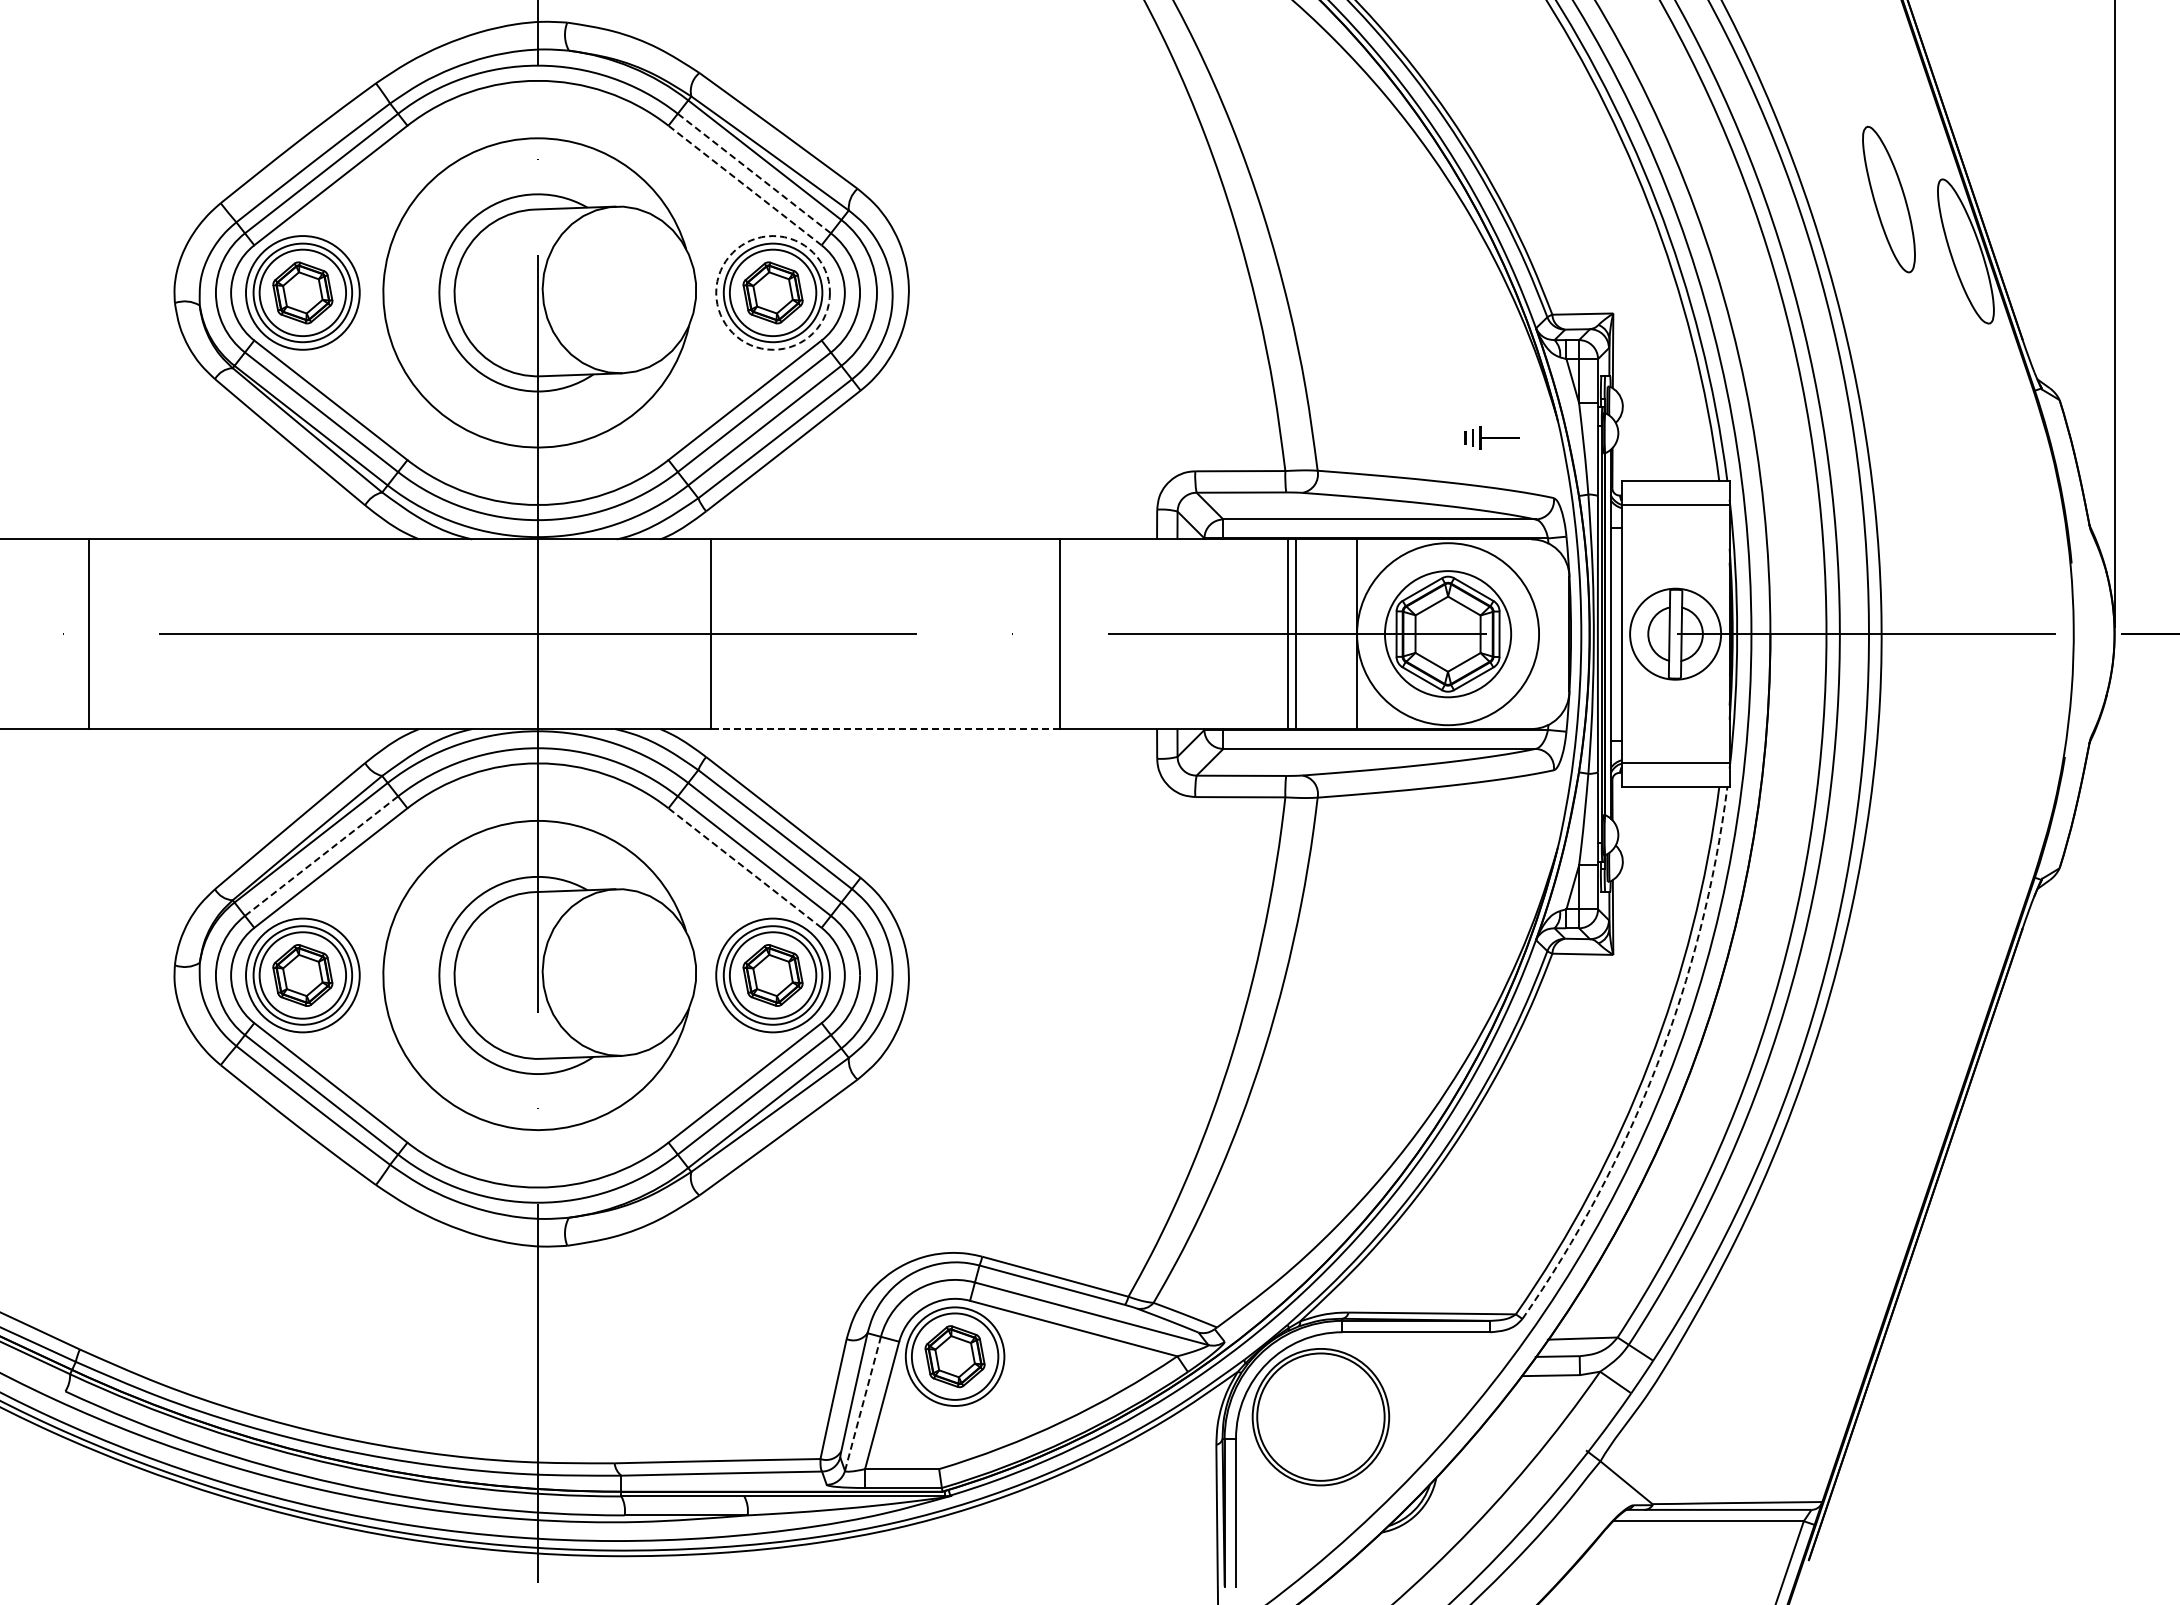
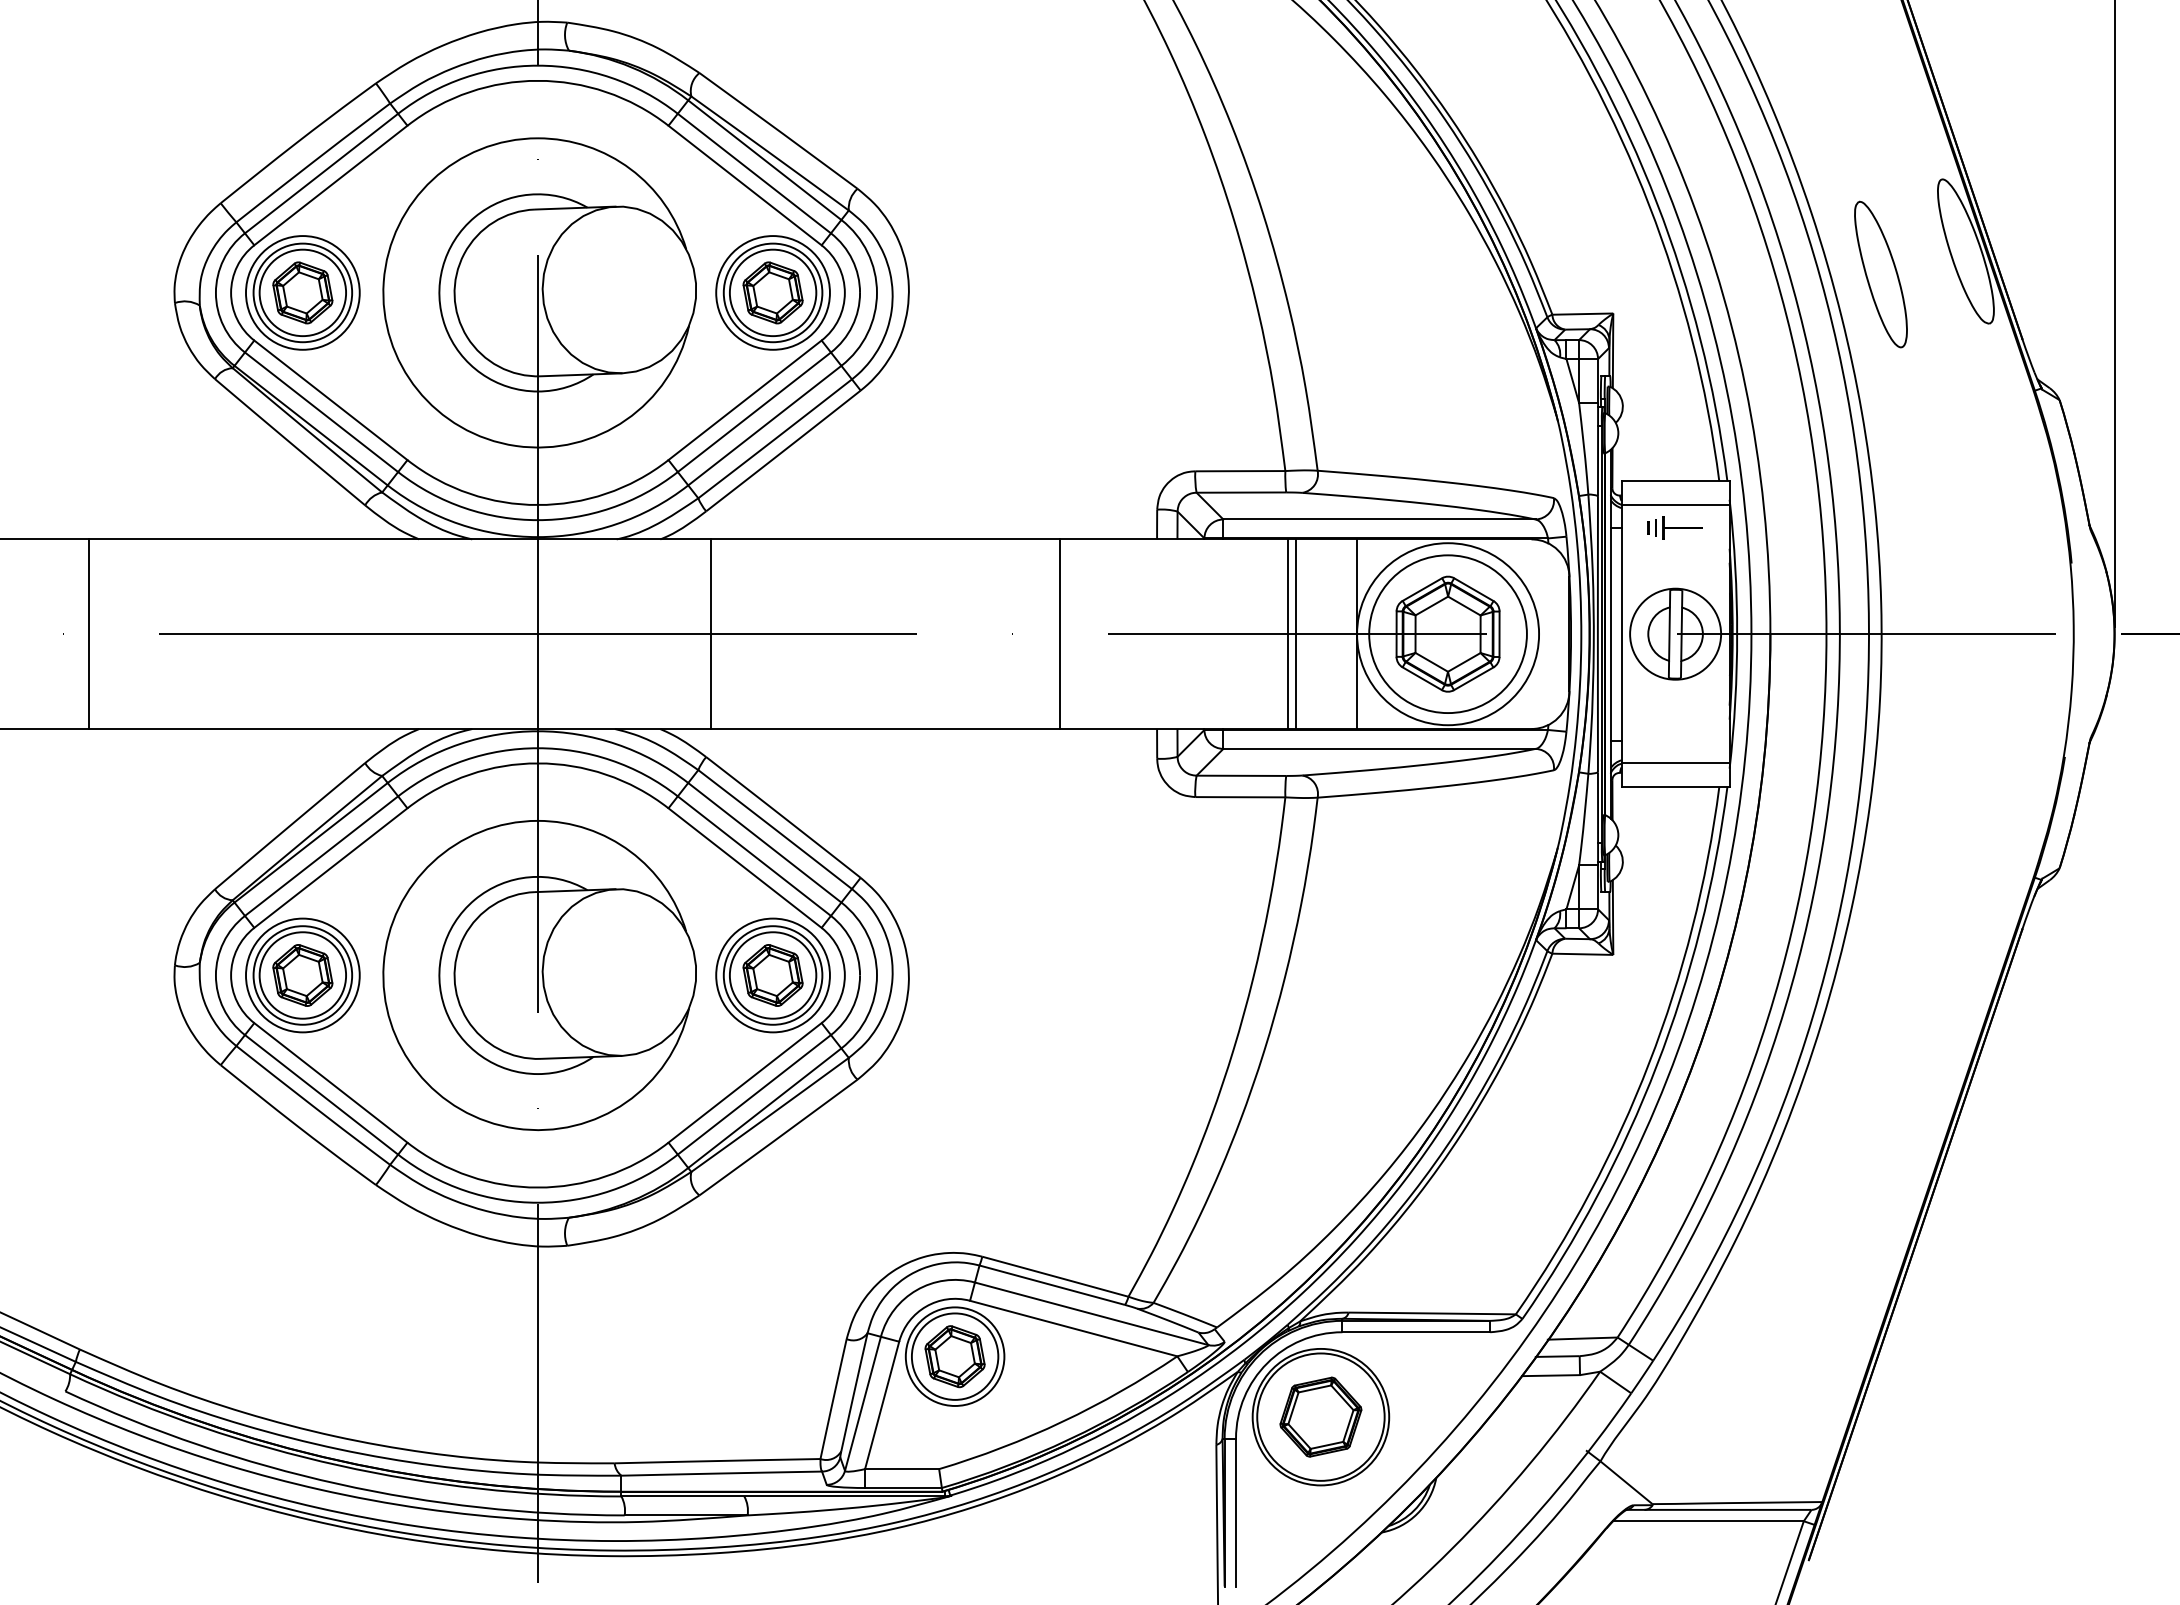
line: dashed -> solid (754, 173)
line: dashed -> solid (744, 185)
part position: (1888, 199) -> (1880, 274) (1880, 274)
circle: dashed -> solid (772, 292)
part position: (1491, 437) -> (1674, 527) (1674, 527)
circle diameter: 126 px -> 158 px (1447, 634)
line: dashed -> solid (885, 729)
line: dashed -> solid (321, 855)
line: dashed -> solid (744, 867)
arc: dashed -> solid (1656, 1065)
line: dashed -> solid (863, 1403)
part: none -> present (1320, 1416)
